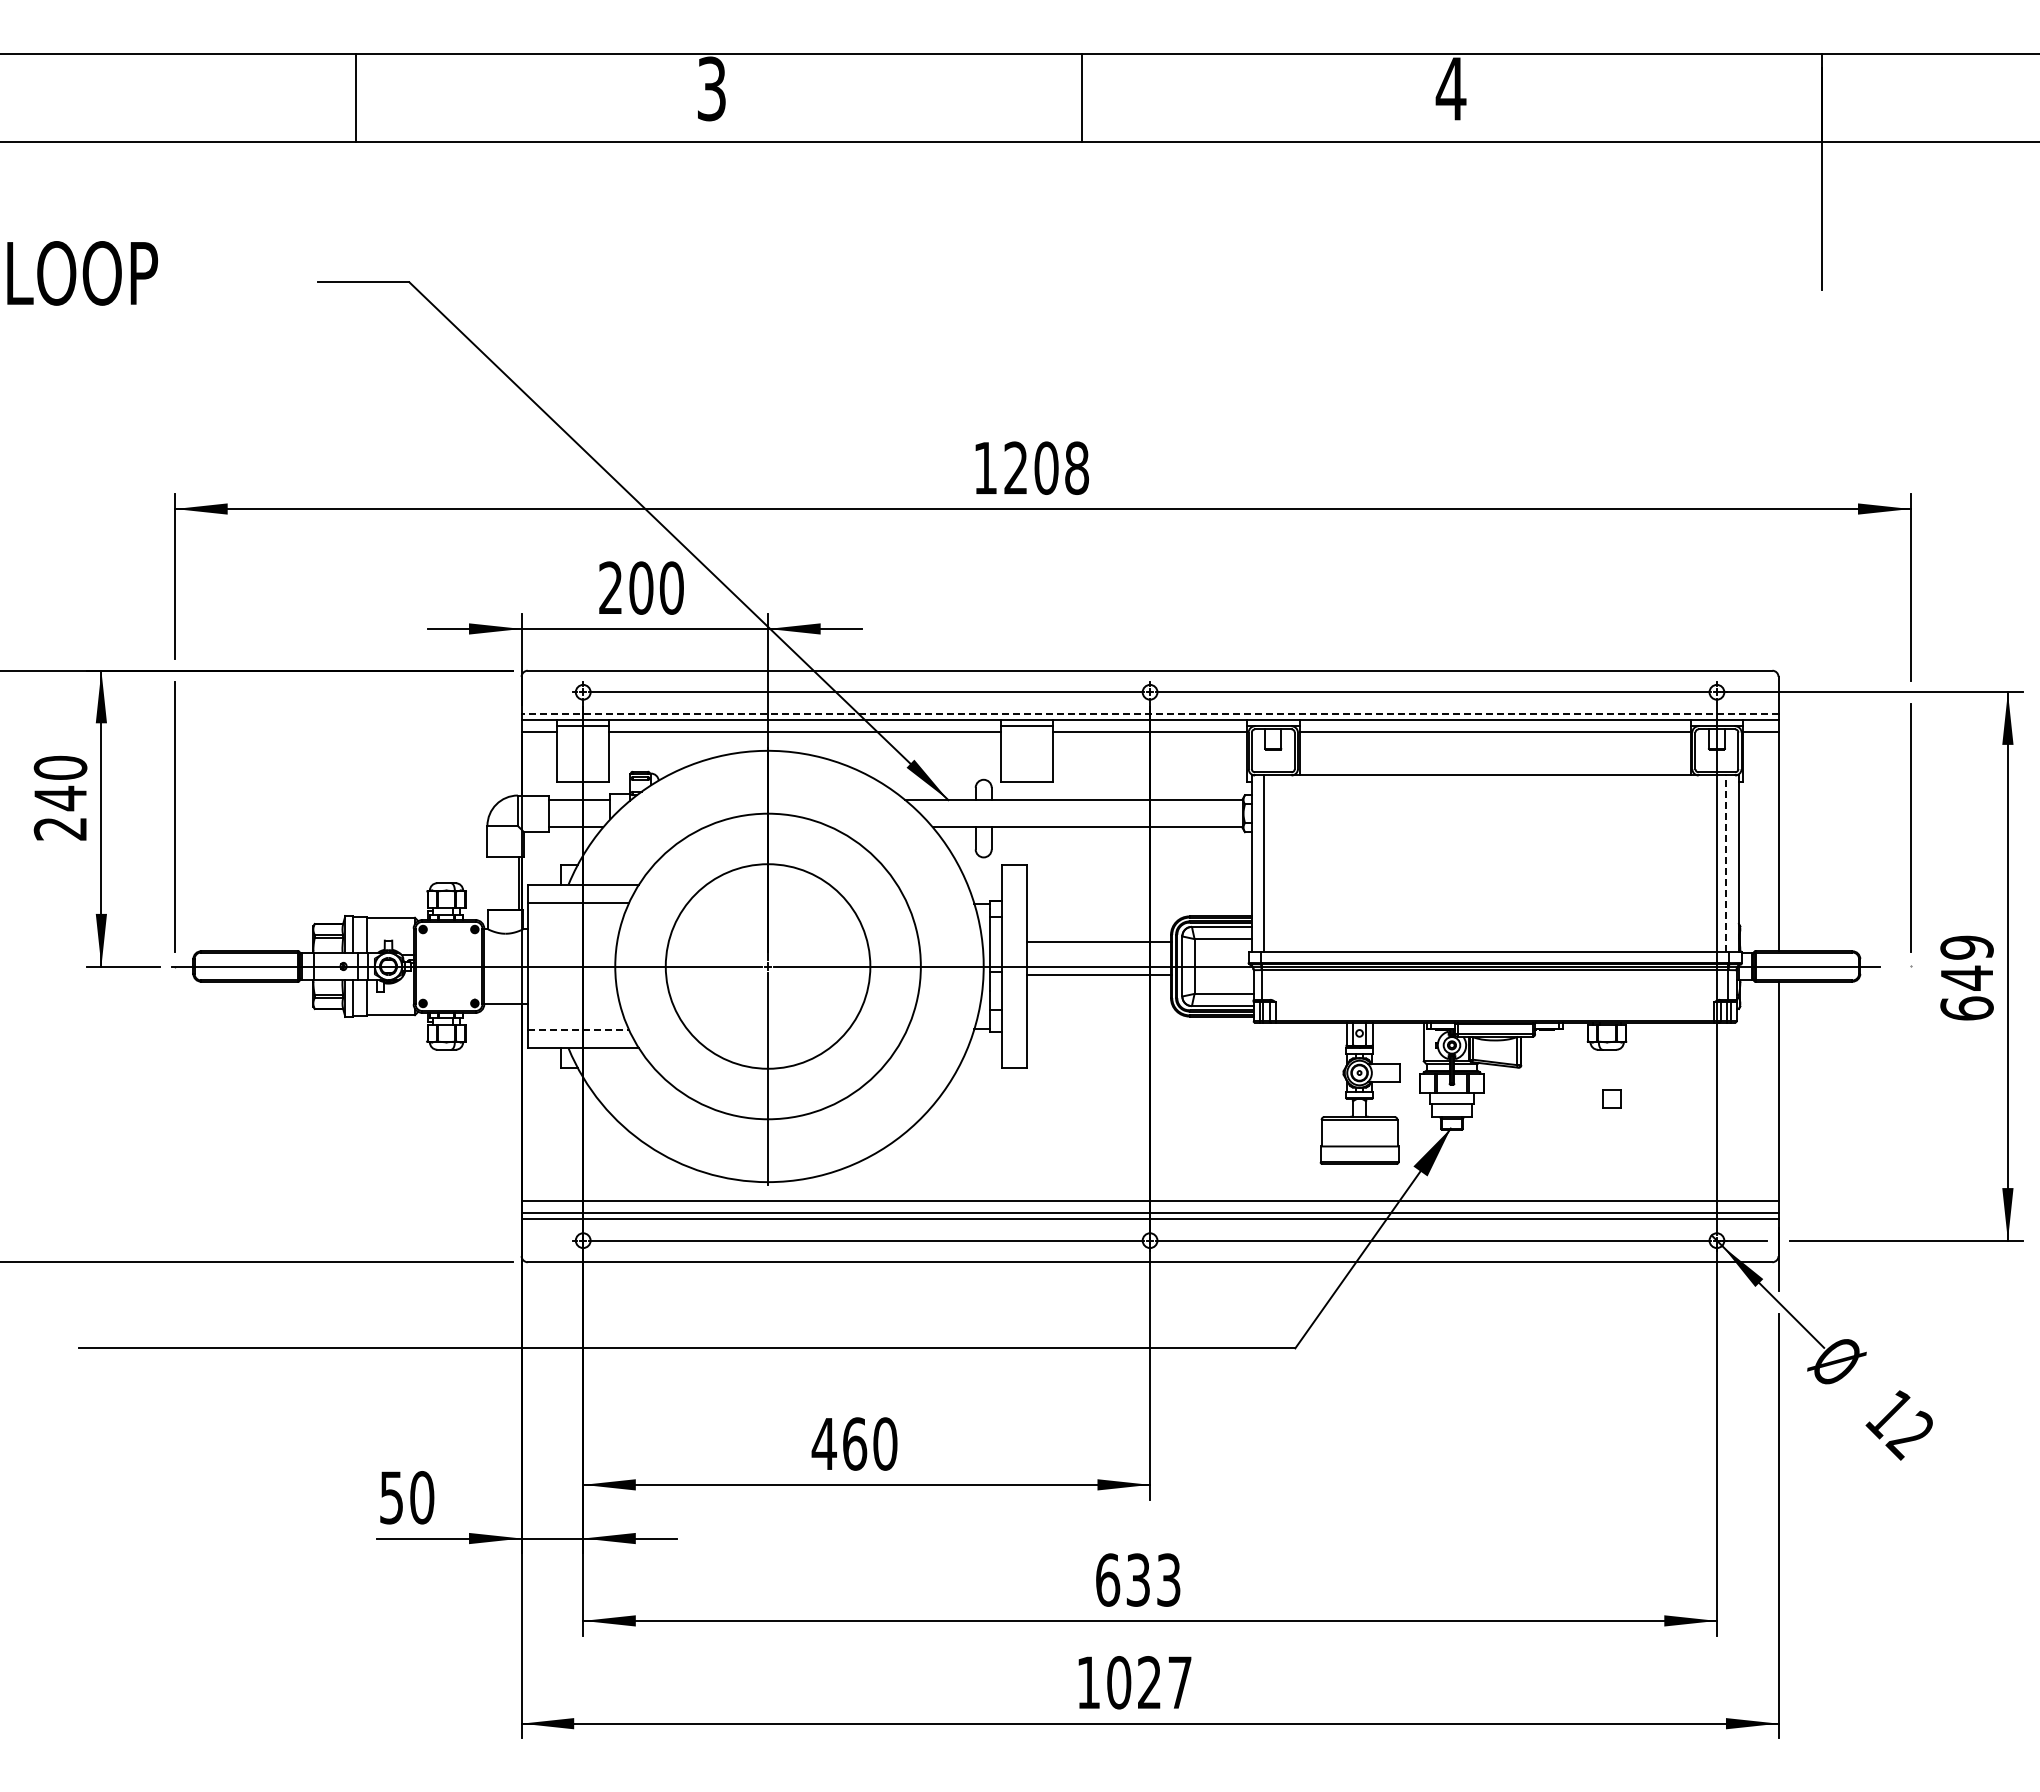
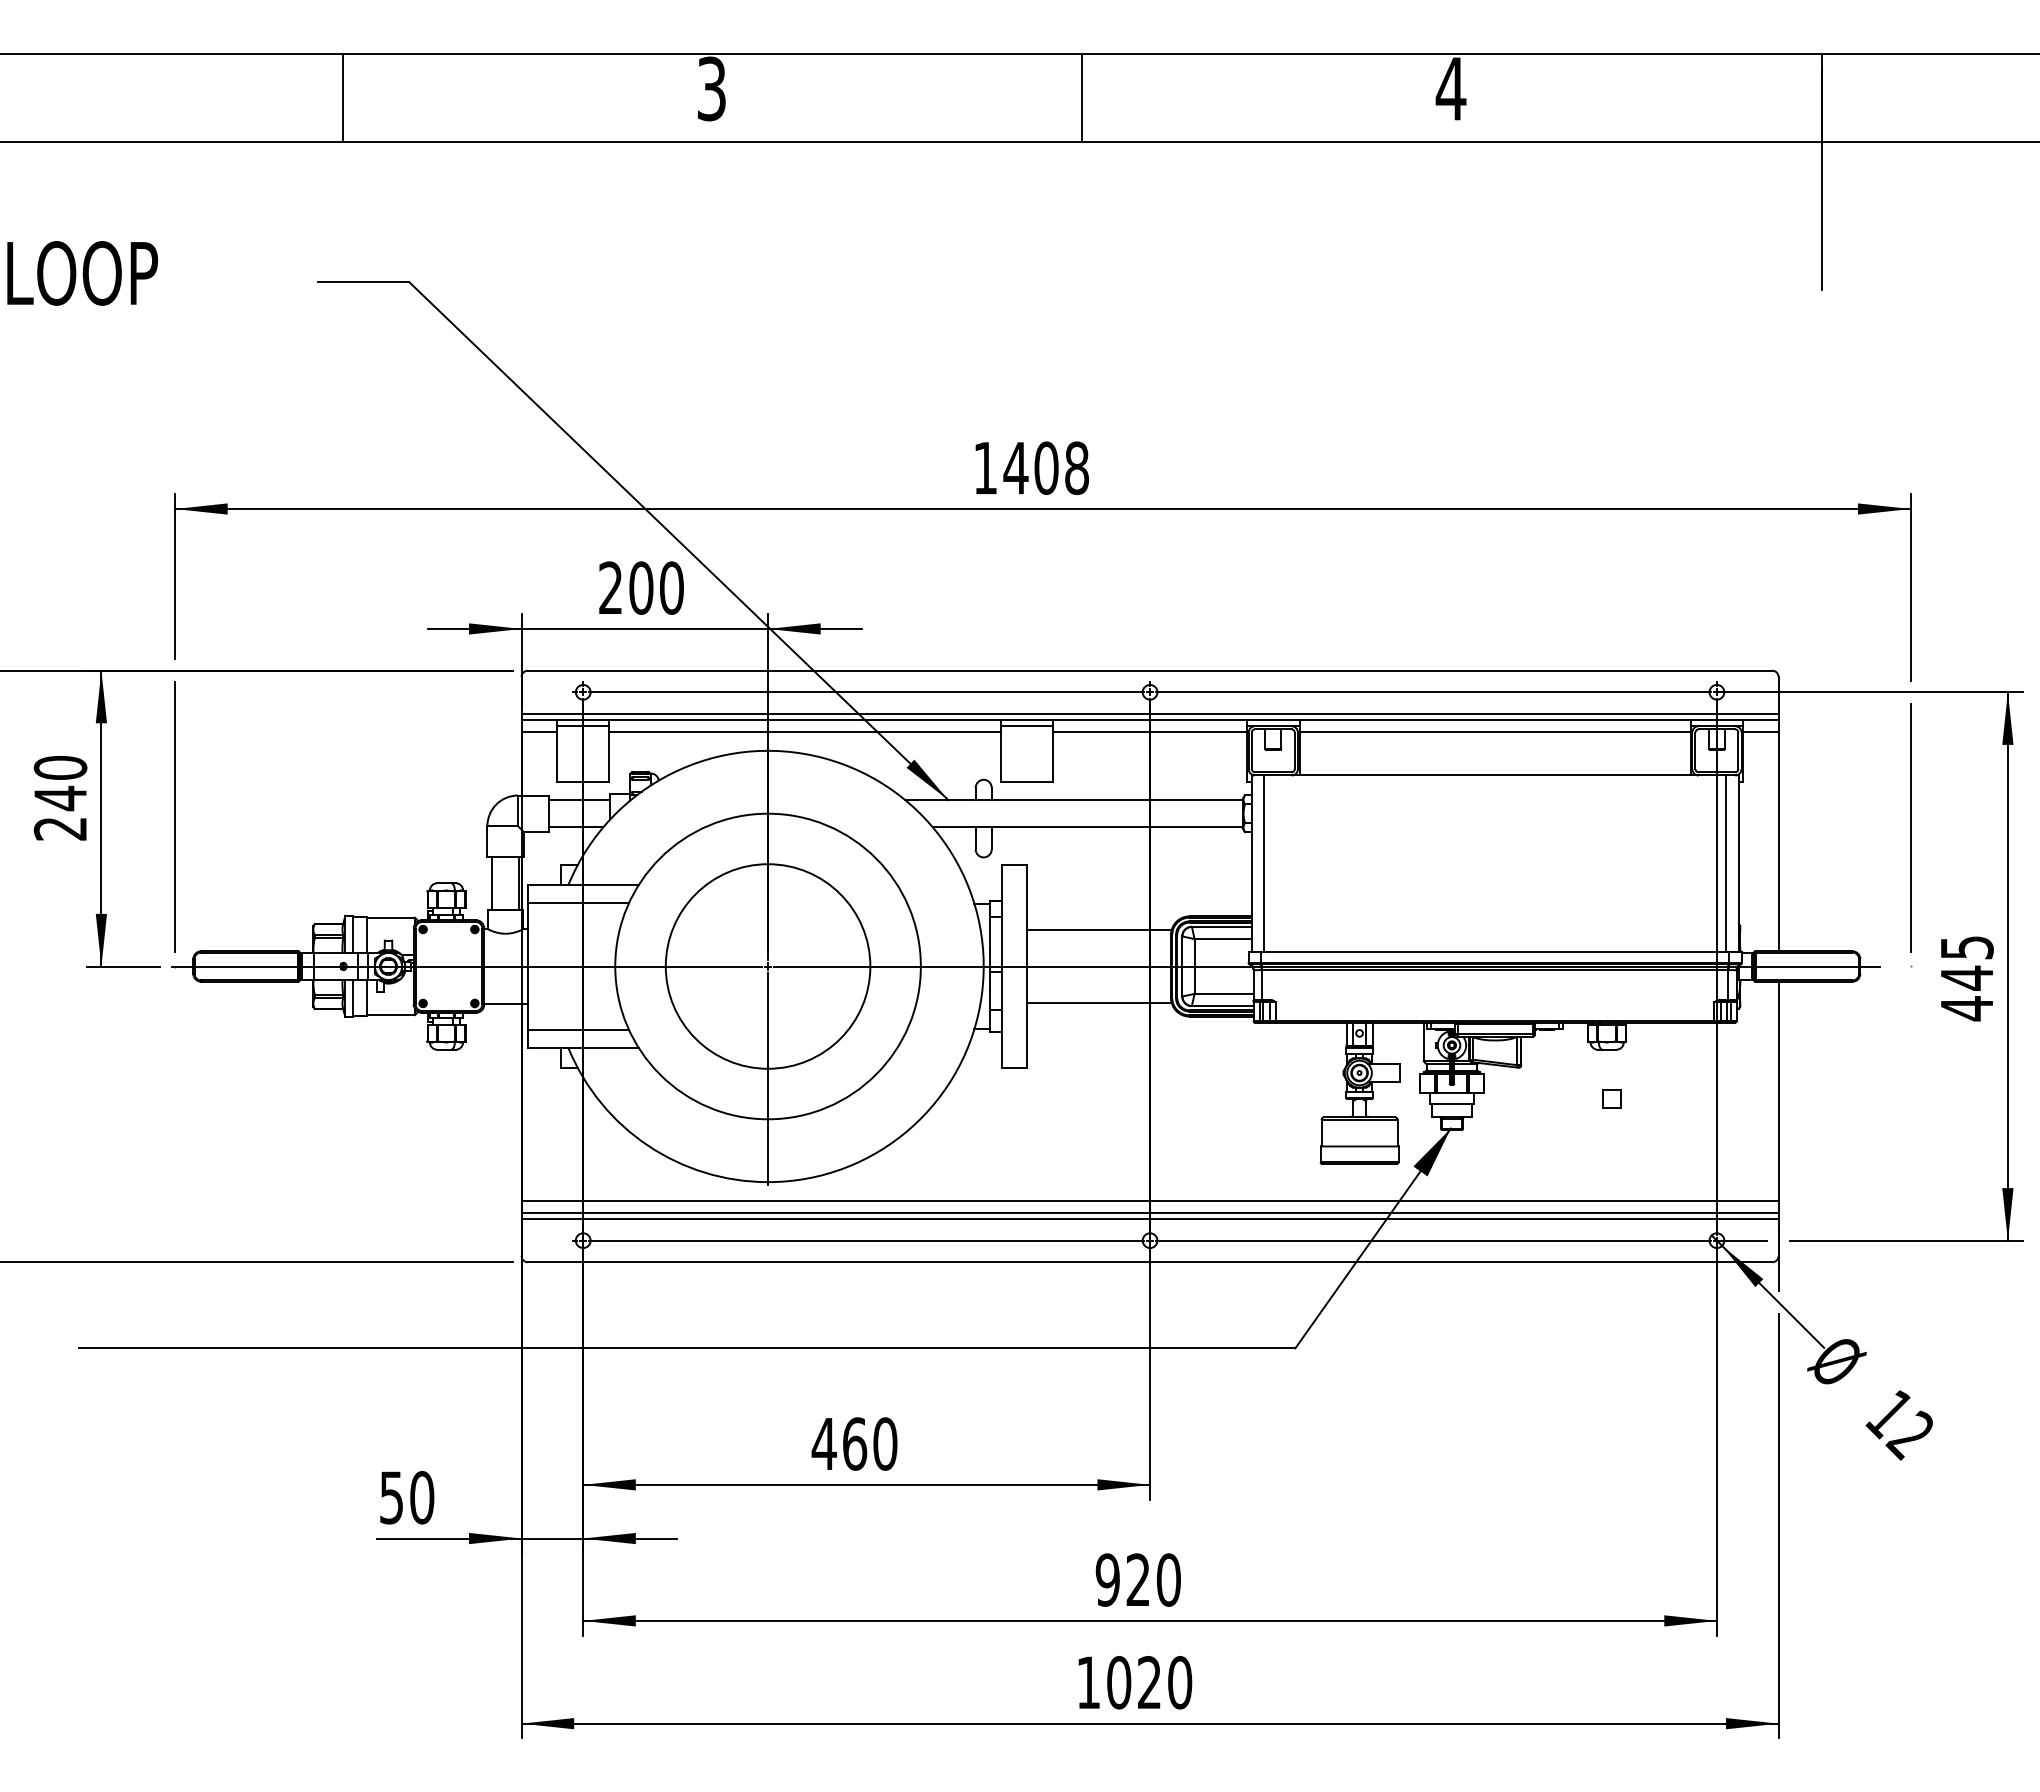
line position: (355, 97) -> (342, 97) (342, 97)
text: 1208 -> 1408 (1015, 467)
line: dashed -> solid (1149, 713)
line: dashed -> solid (1726, 863)
line: none -> present (492, 882)
line position: (1098, 941) -> (1098, 929) (1098, 929)
line position: (1098, 975) -> (1098, 1003) (1098, 1003)
text: 649 -> 445 (1966, 978)
line: dashed -> solid (578, 1029)
text: 633 -> 920 (1137, 1579)
text: 1027 -> 1020 (1180, 1682)
